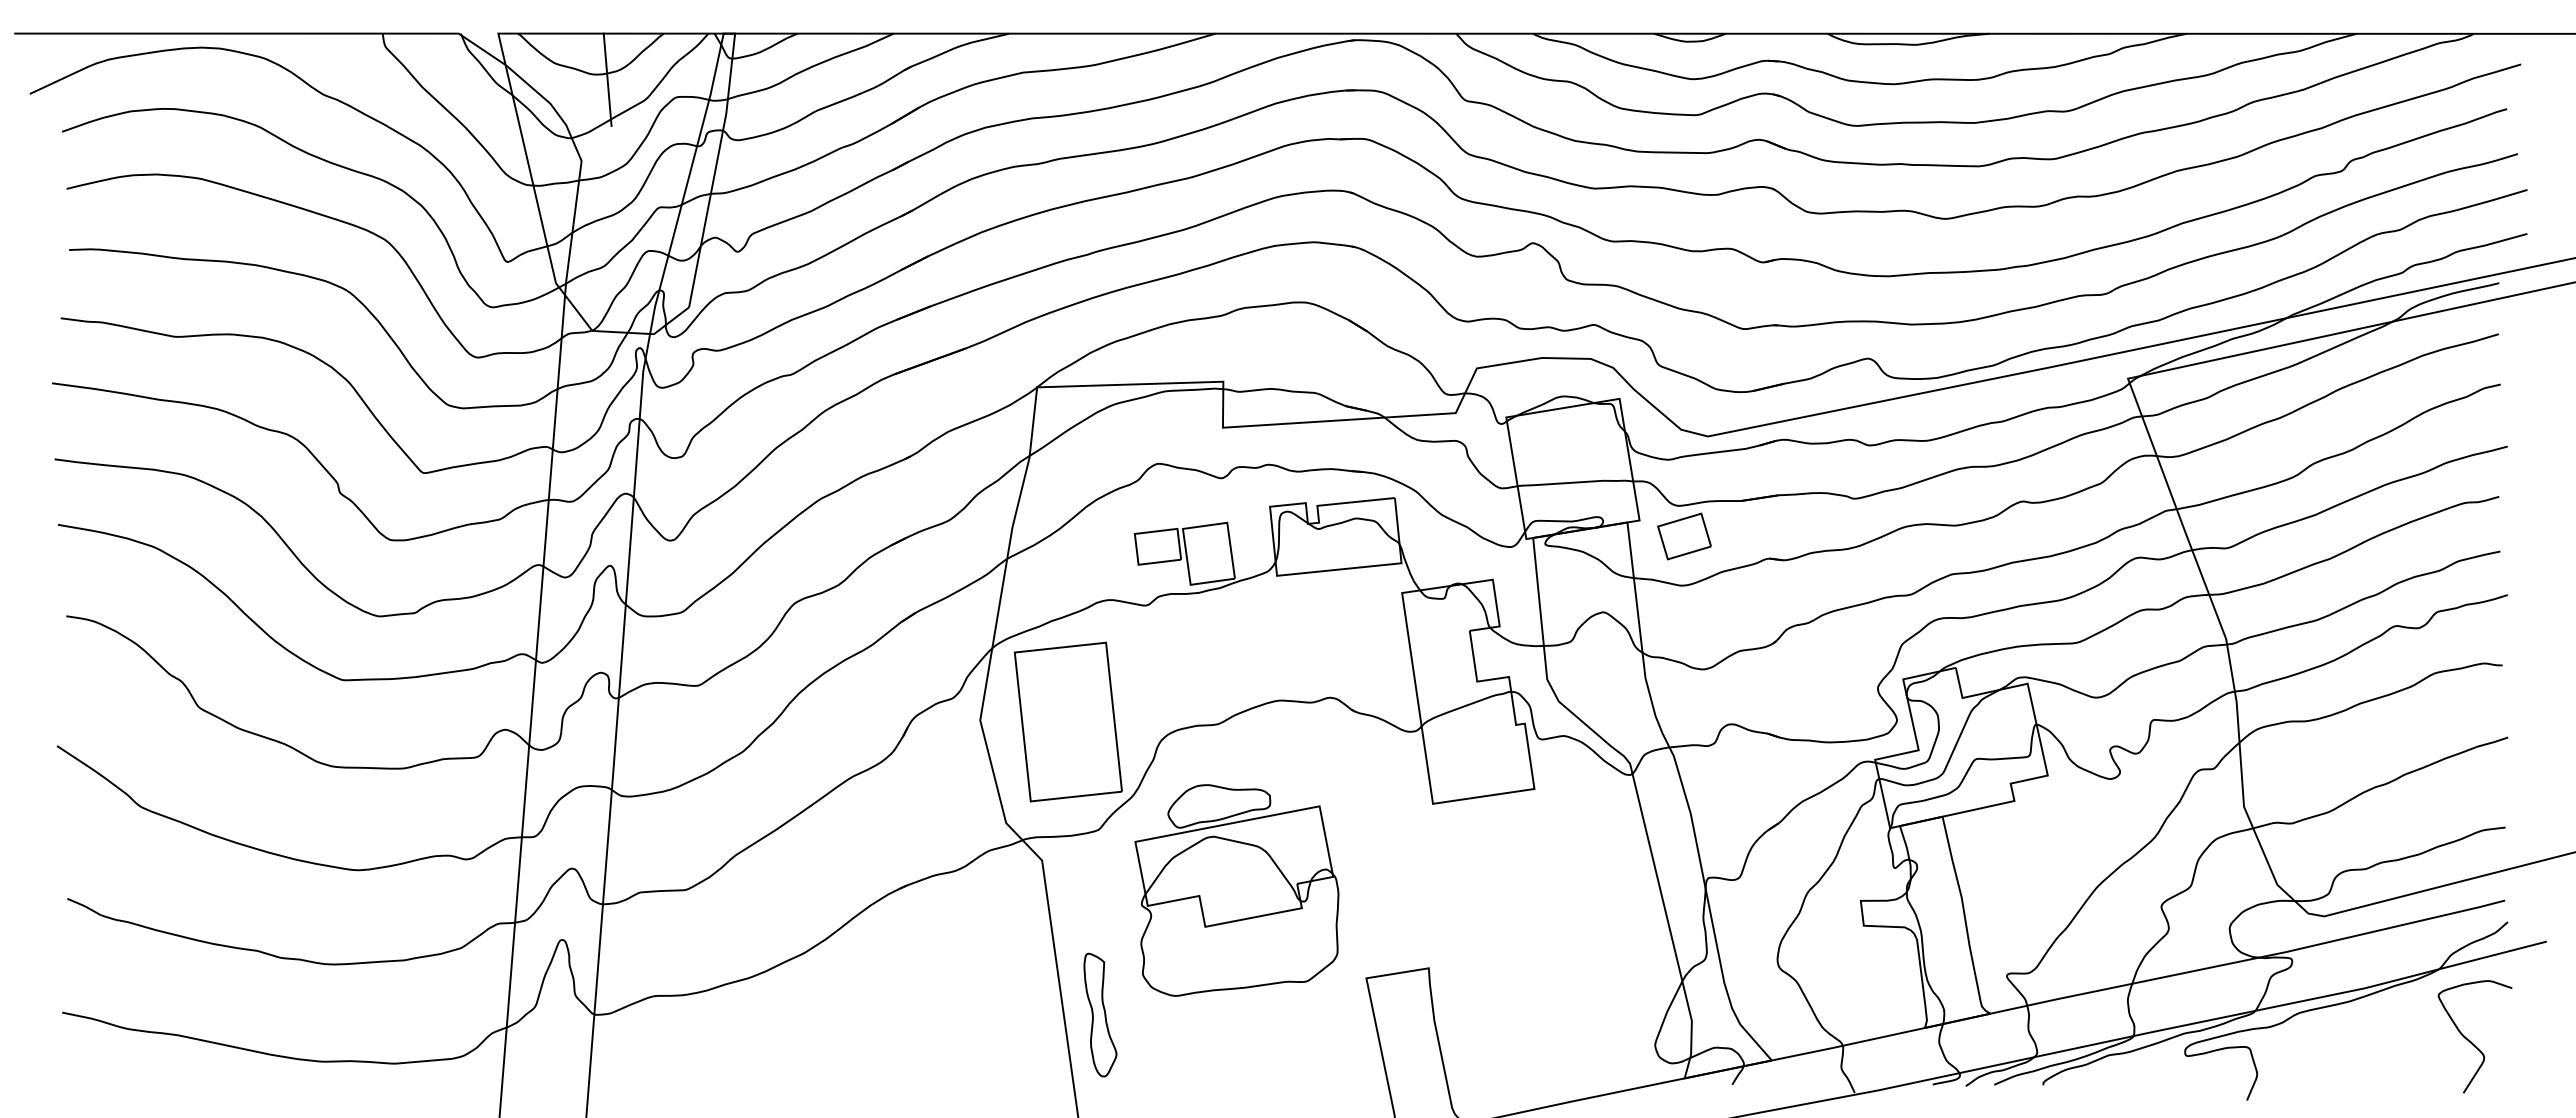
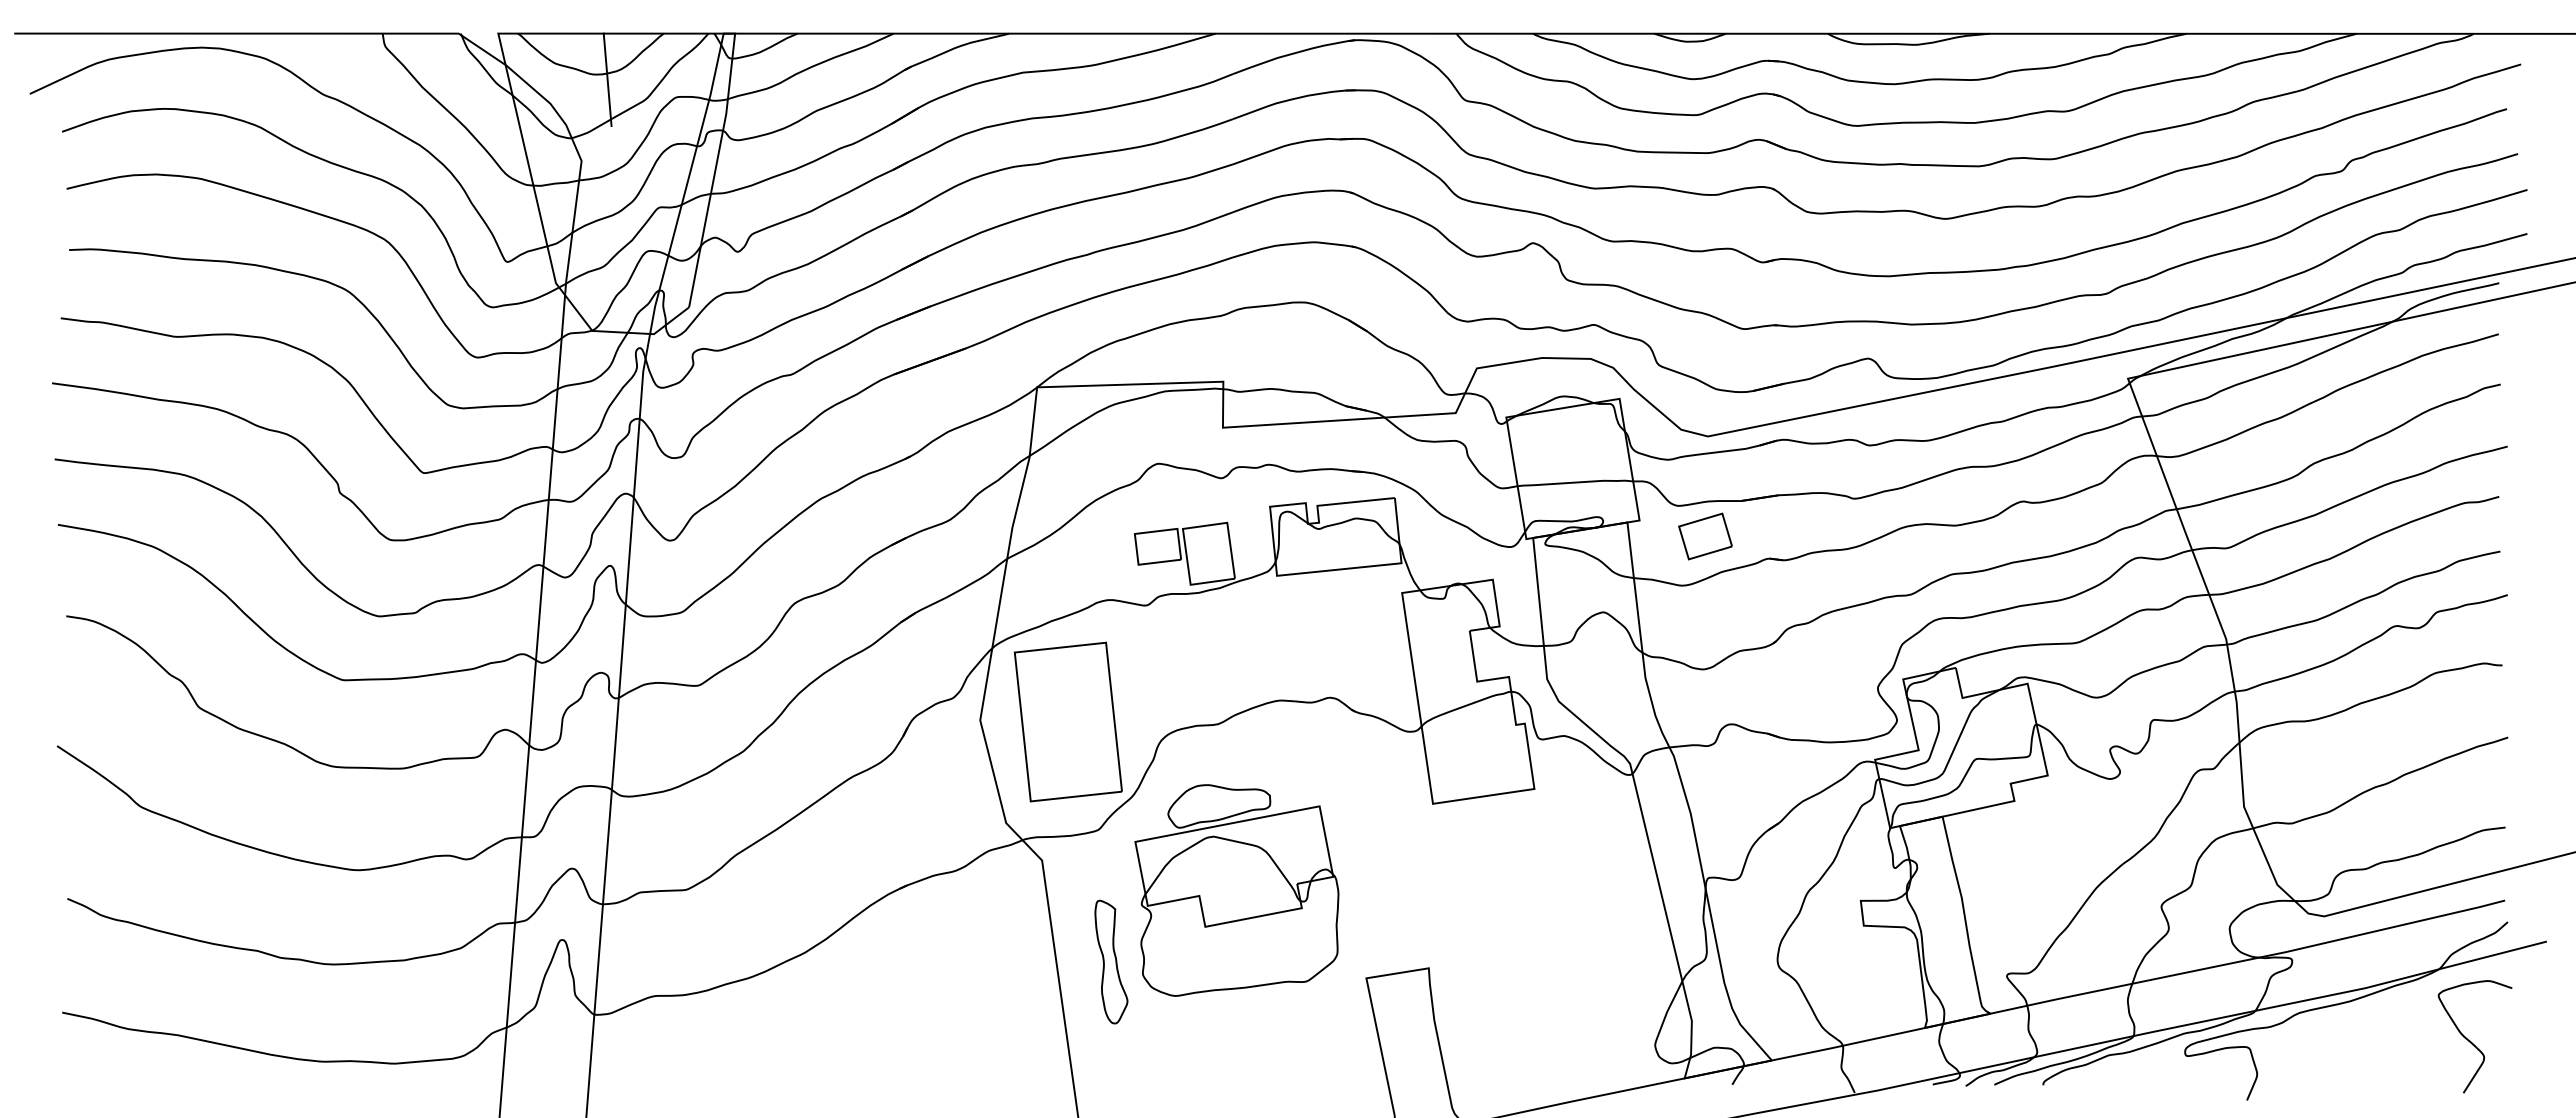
part position: (1684, 536) -> (1705, 536) (1705, 536)
part position: (1100, 1014) -> (1111, 961) (1111, 961)
